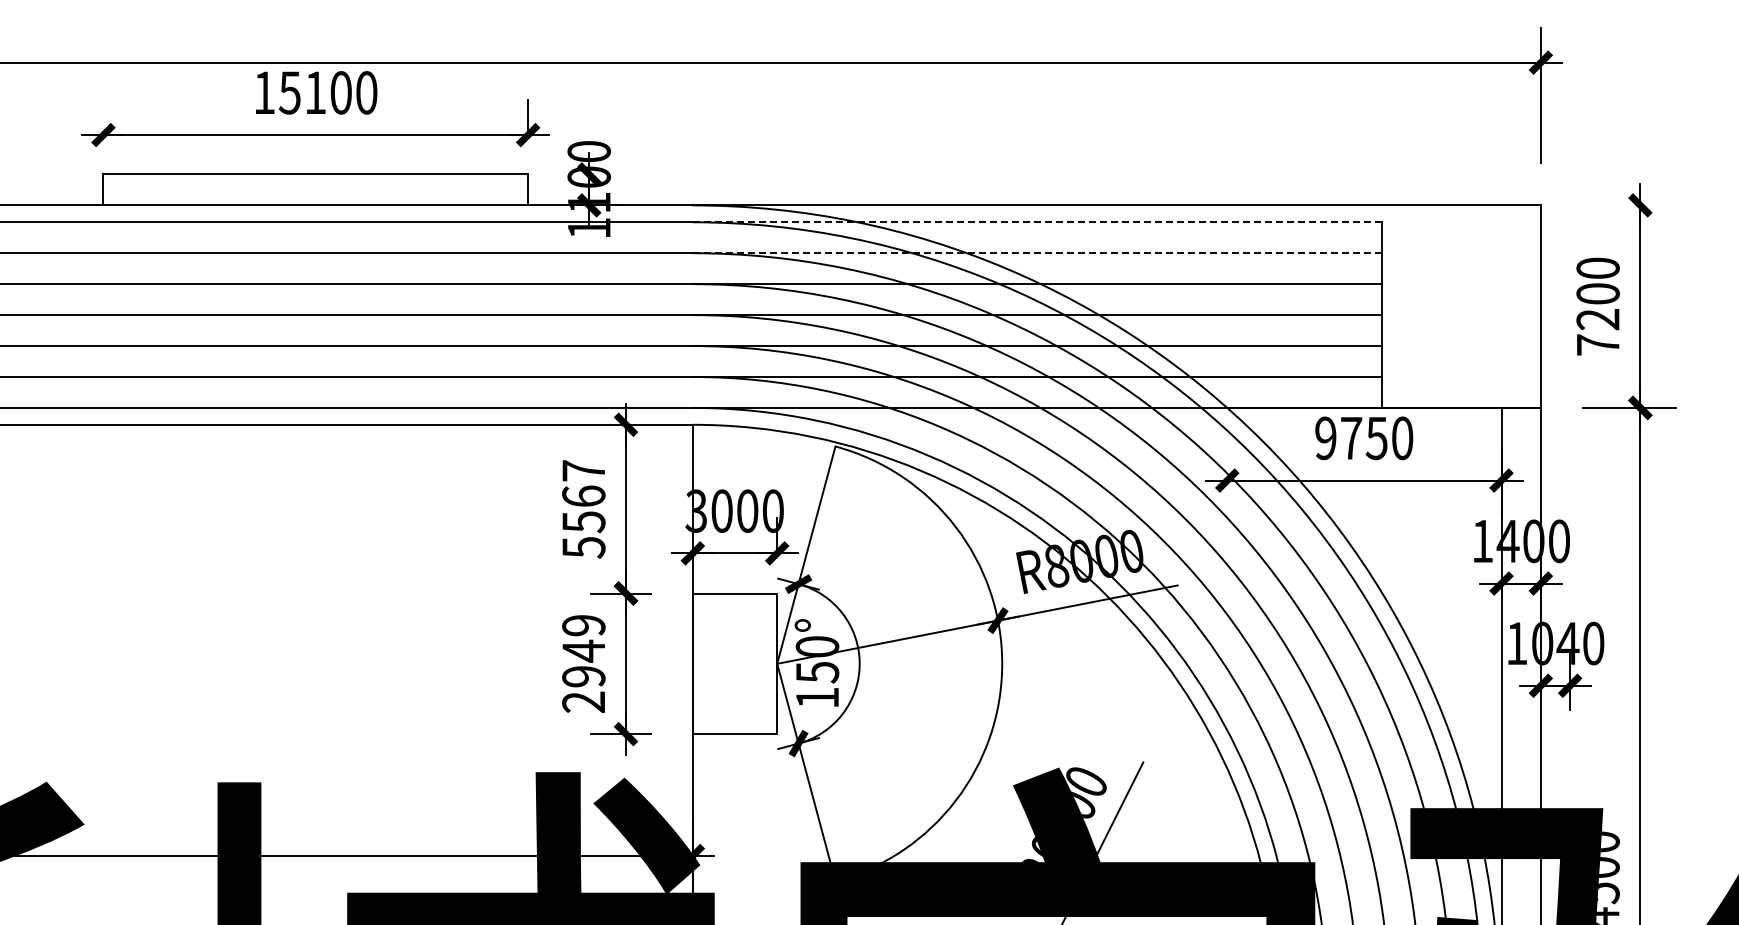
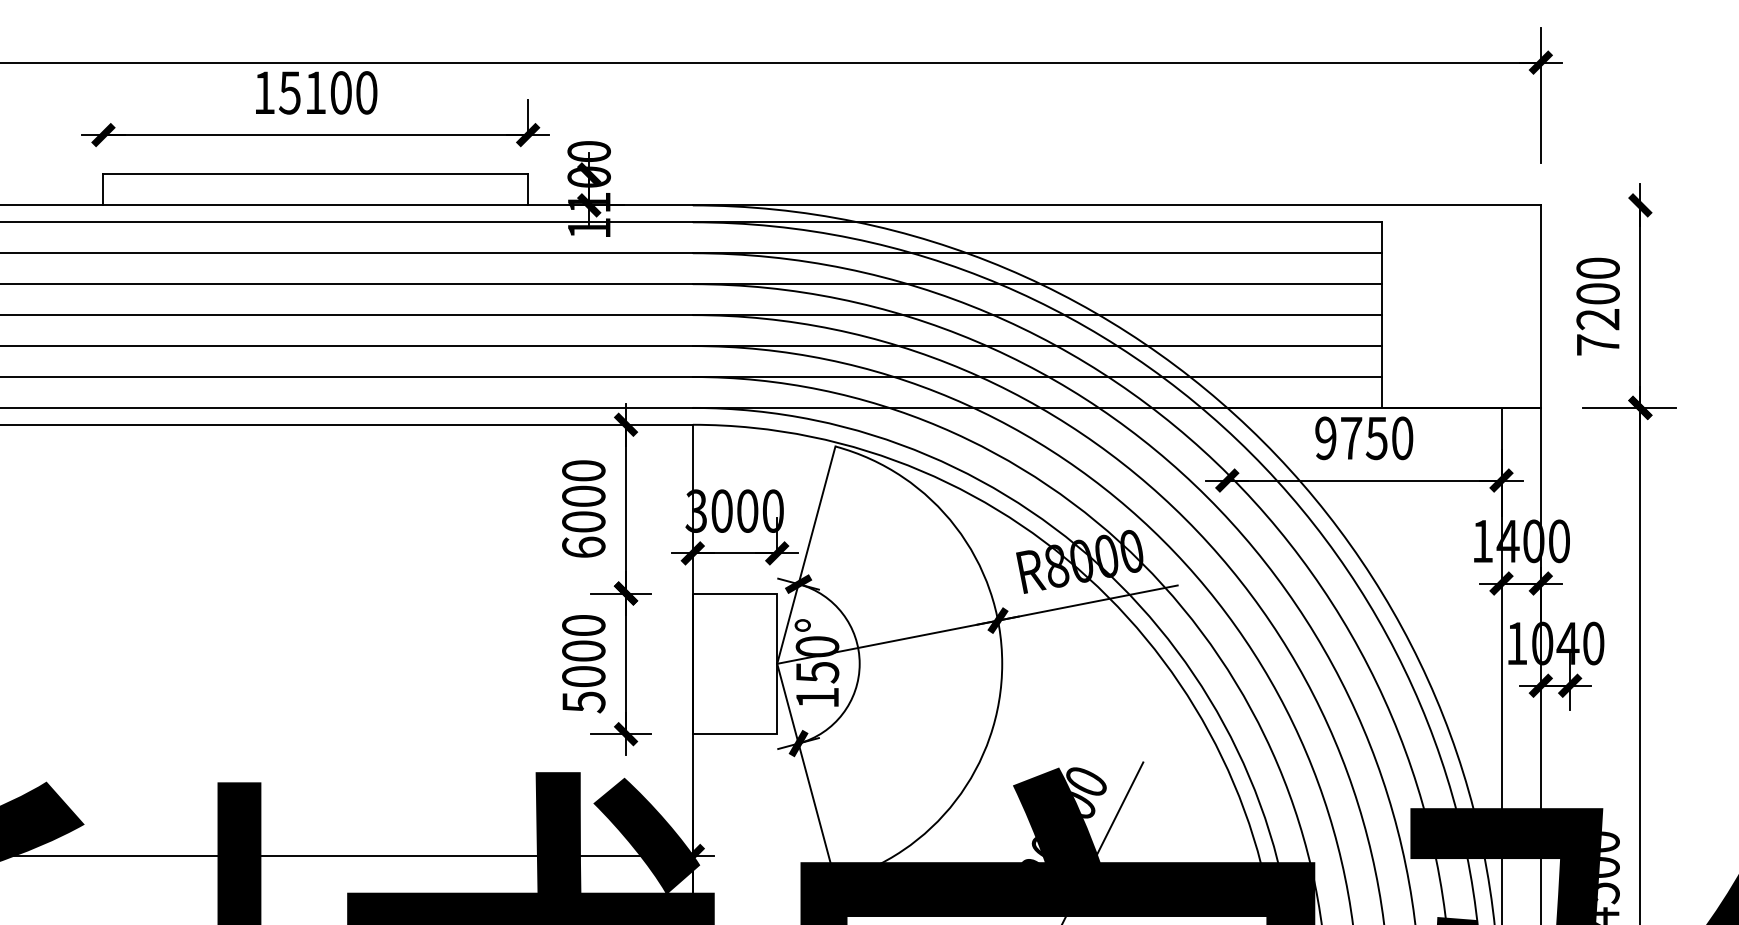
line: dashed -> solid (1037, 222)
line: dashed -> solid (1037, 253)
text: 5567 -> 6000 (583, 509)
text: 2949 -> 5000 (583, 664)
